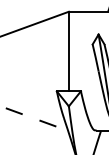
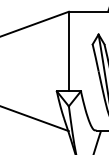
line: dashed -> solid (35, 118)
